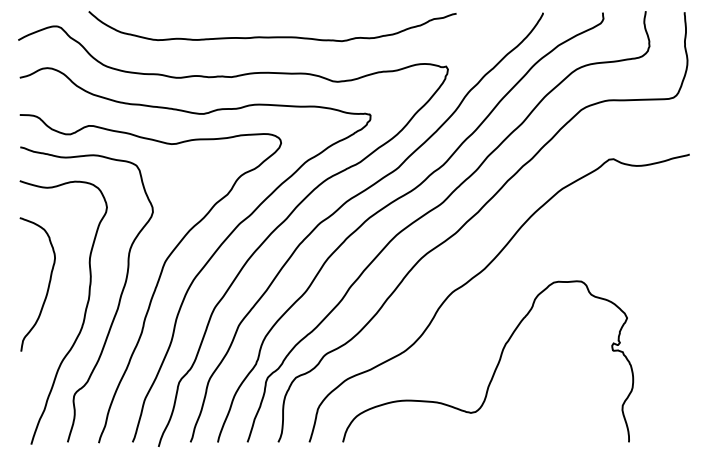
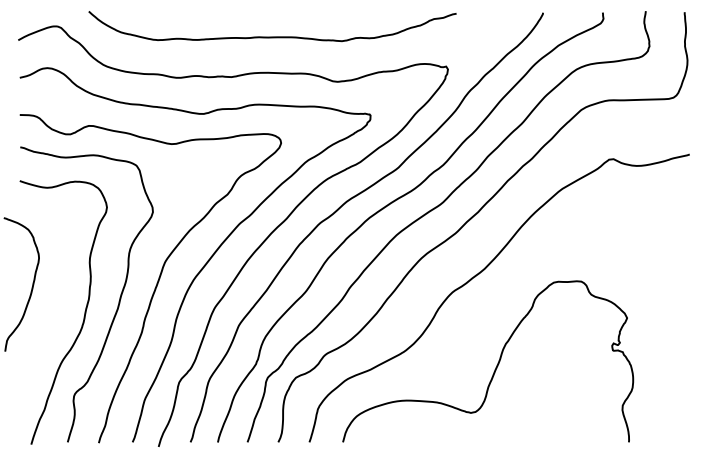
curve position: (47, 287) -> (31, 287) (31, 287)
